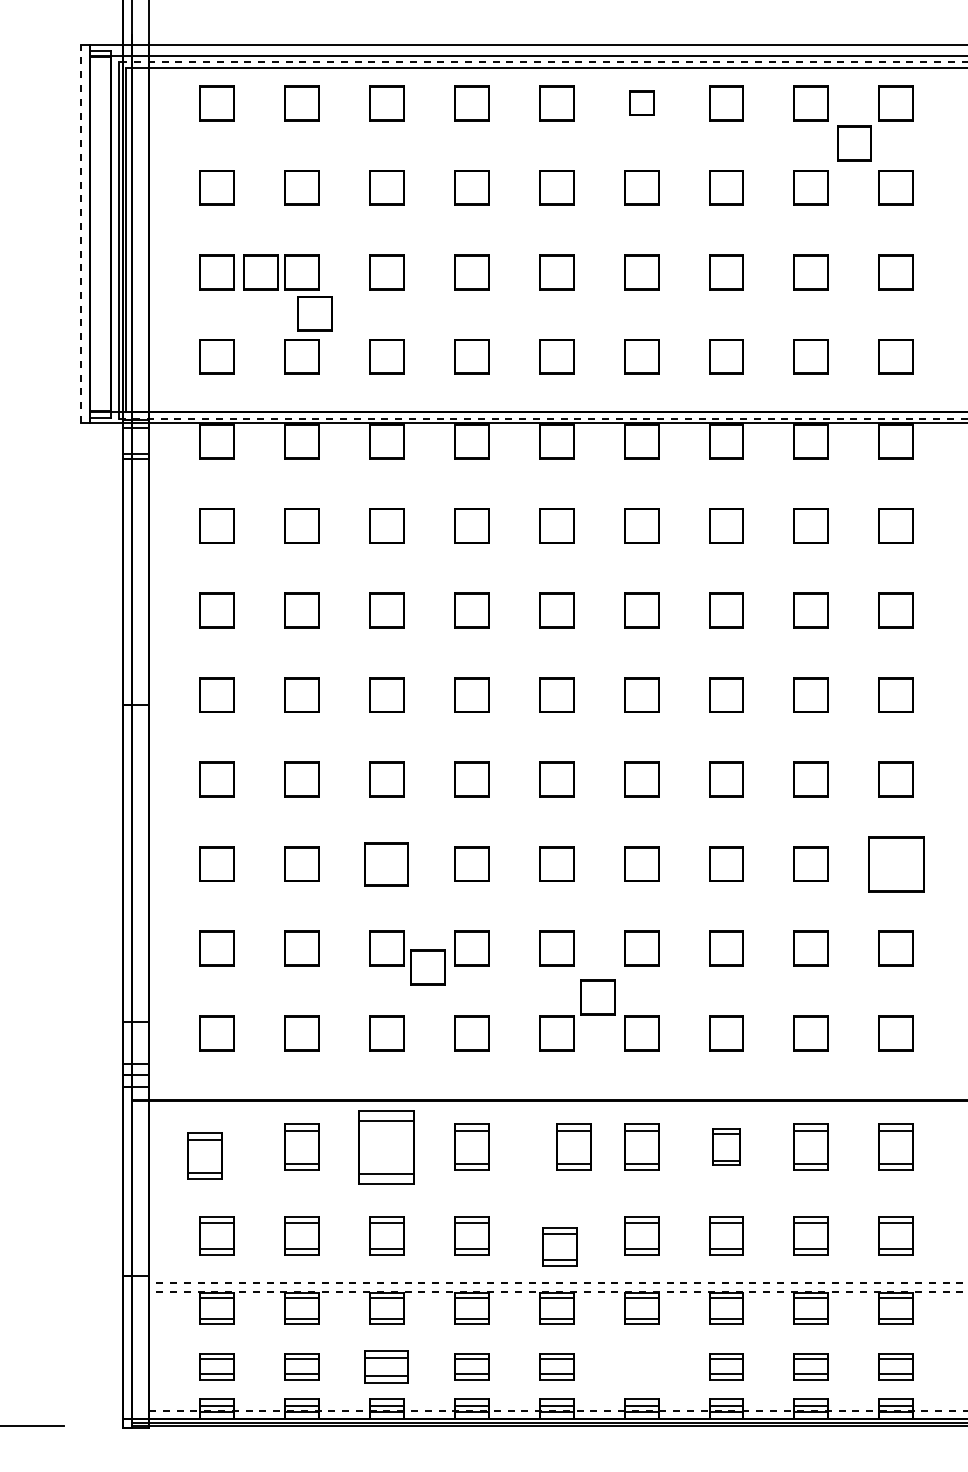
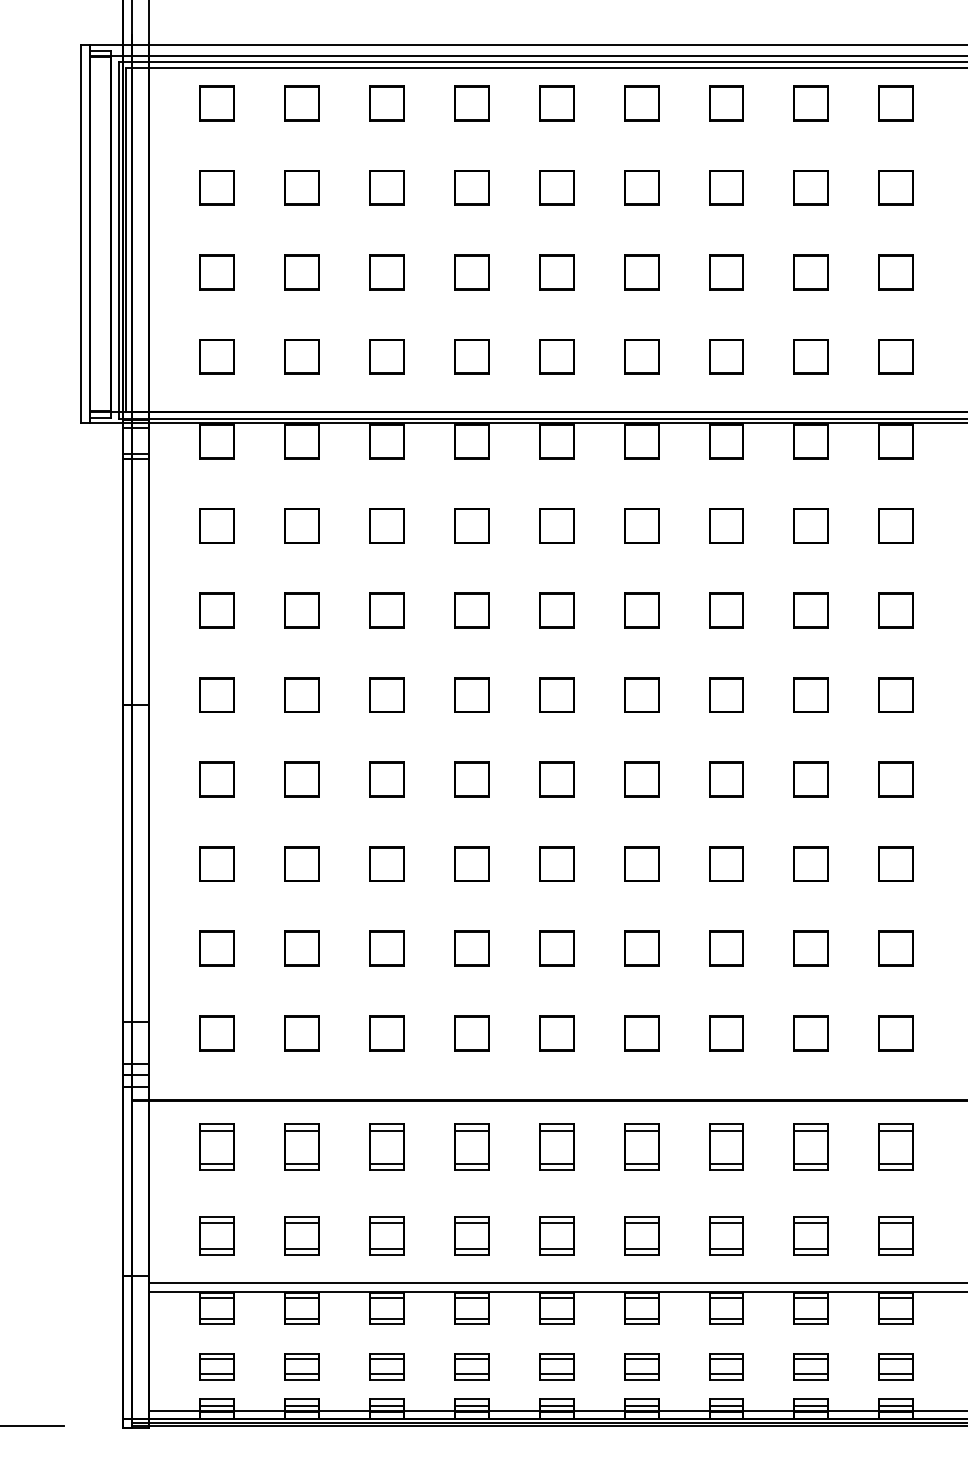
line: dashed -> solid (542, 62)
part size: 26x26 px -> 36x37 px (641, 103)
part: present -> none (854, 143)
line: dashed -> solid (81, 234)
part: present -> none (260, 272)
part: present -> none (314, 313)
line: dashed -> solid (544, 418)
part size: 45x45 px -> 36x36 px (386, 863)
part size: 57x57 px -> 36x36 px (895, 863)
part: present -> none (427, 967)
part: present -> none (597, 997)
part position: (573, 1146) -> (556, 1146) (556, 1146)
part size: 29x38 px -> 35x48 px (726, 1146)
part size: 57x75 px -> 36x48 px (386, 1146)
part position: (204, 1155) -> (216, 1146) (216, 1146)
part position: (559, 1246) -> (556, 1235) (556, 1235)
line: dashed -> solid (558, 1283)
line: dashed -> solid (558, 1291)
part size: 45x34 px -> 36x28 px (386, 1366)
part: none -> present (641, 1366)
line: dashed -> solid (558, 1410)
